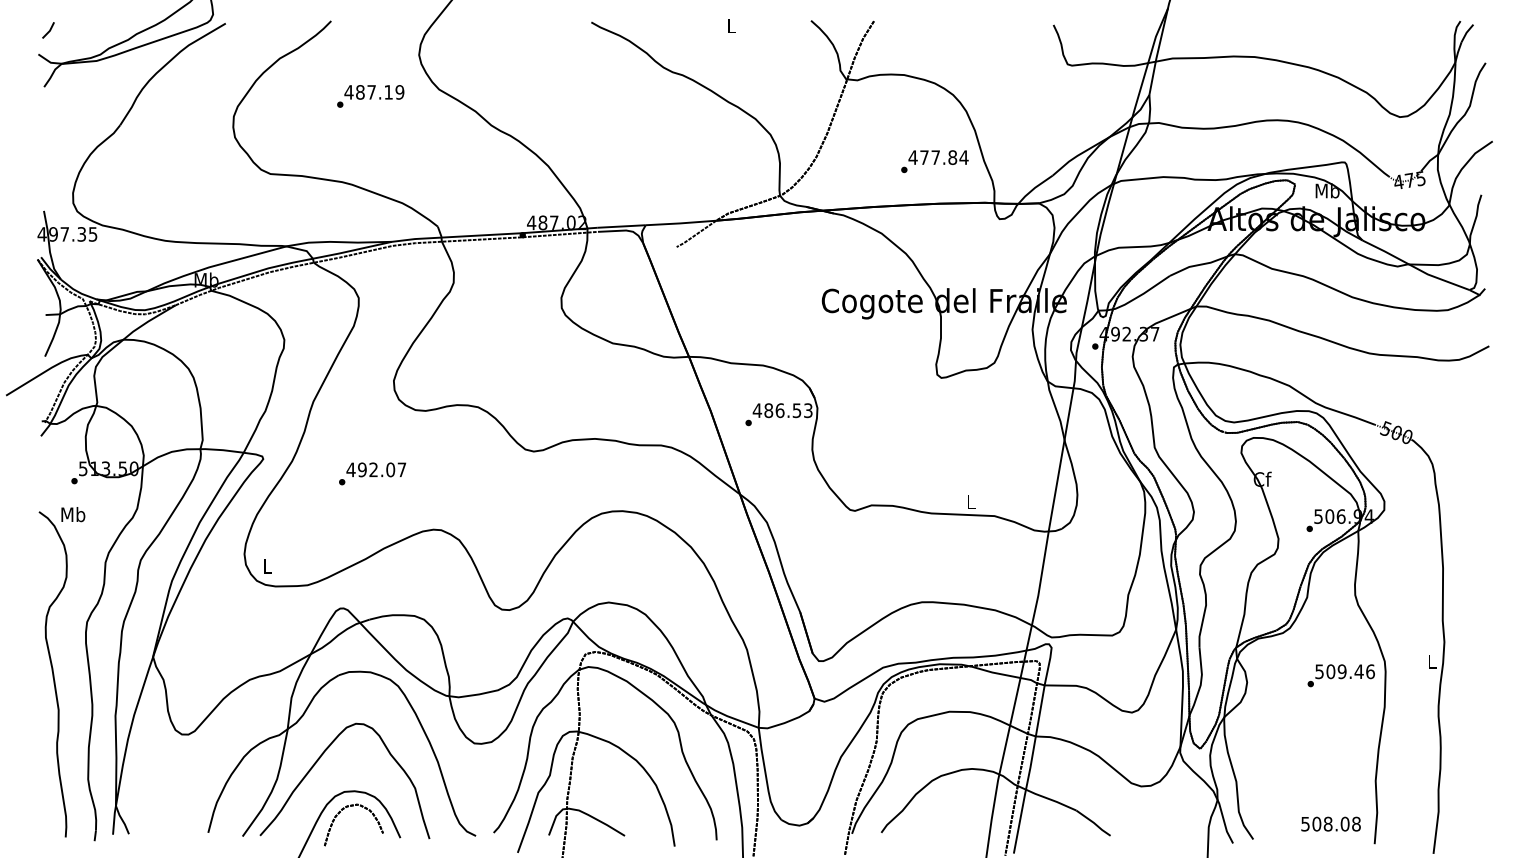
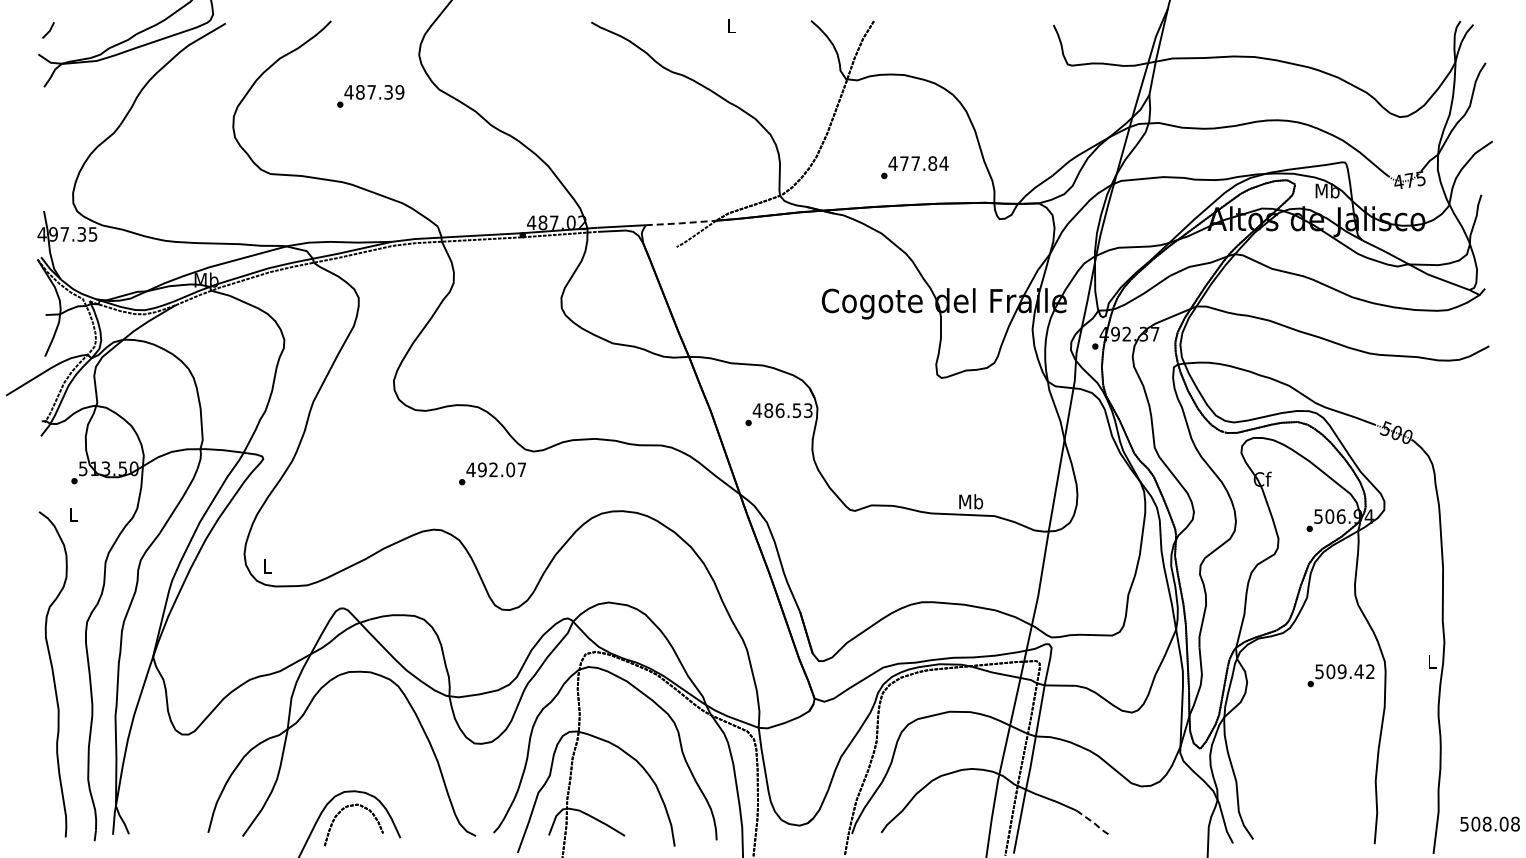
text: 487.19 -> 487.39 (388, 92)
text position: (934, 161) -> (914, 167) (914, 167)
line: solid -> dashed (680, 223)
text position: (372, 473) -> (492, 473) (492, 473)
text: L -> Mb (971, 501)
text: Mb -> L (73, 514)
text: 509.46 -> 509.42 (1370, 671)
curve: present -> none (317, 762)
line: solid -> dashed (1093, 822)
text position: (1330, 823) -> (1489, 823) (1489, 823)
